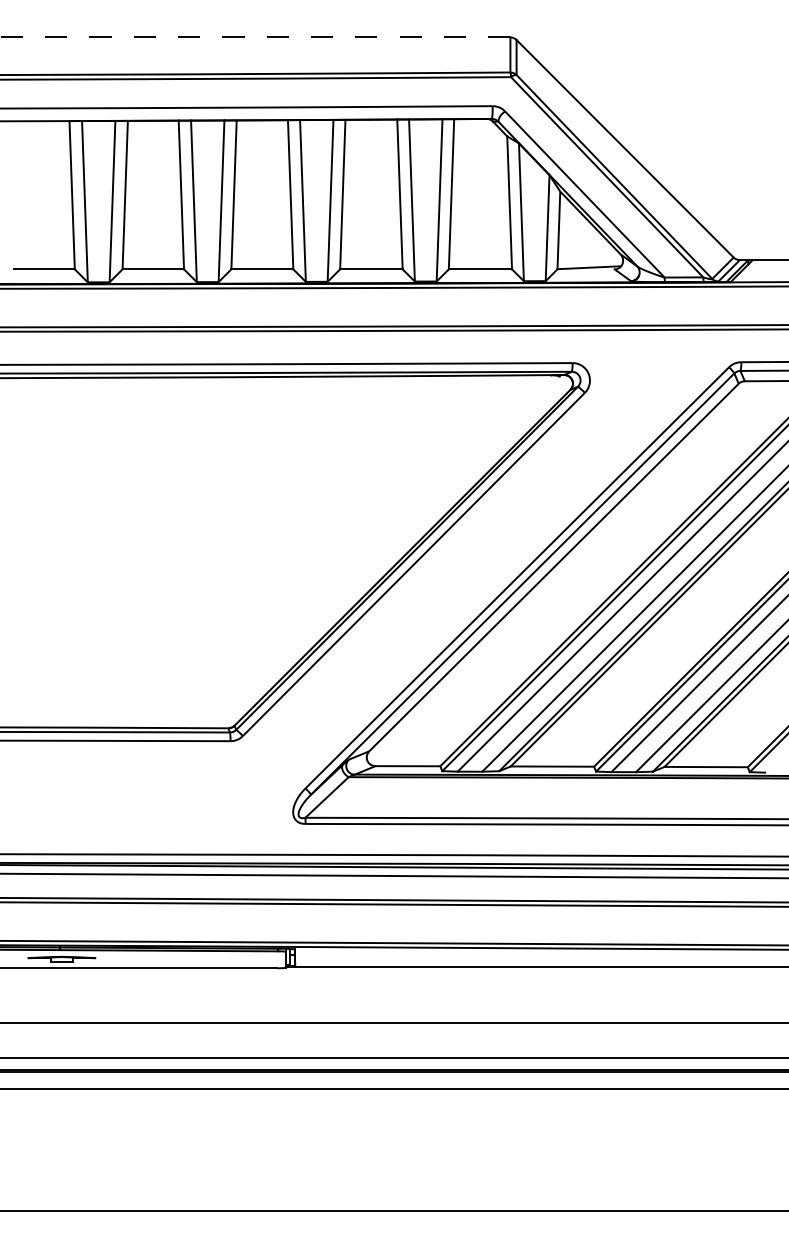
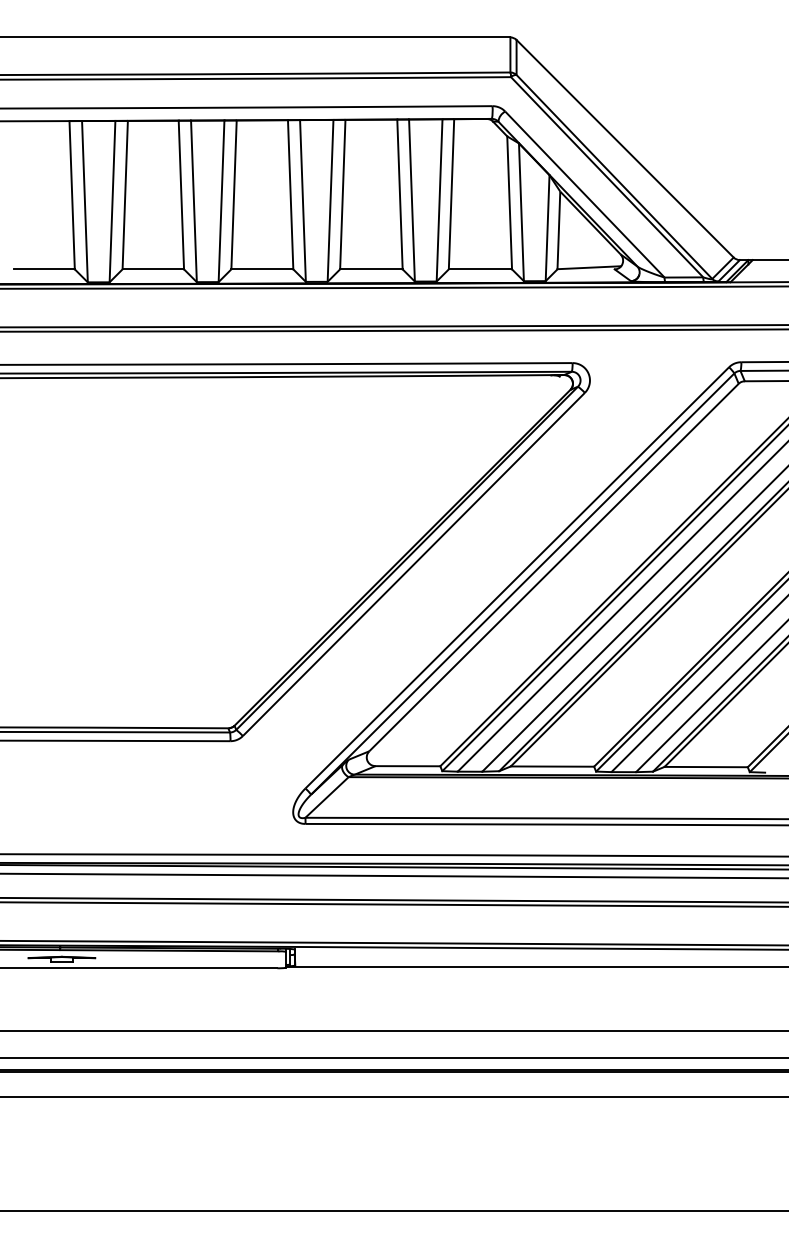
line: dashed -> solid (255, 37)
line position: (393, 1023) -> (393, 1031) (393, 1031)
line position: (393, 1088) -> (393, 1096) (393, 1096)
